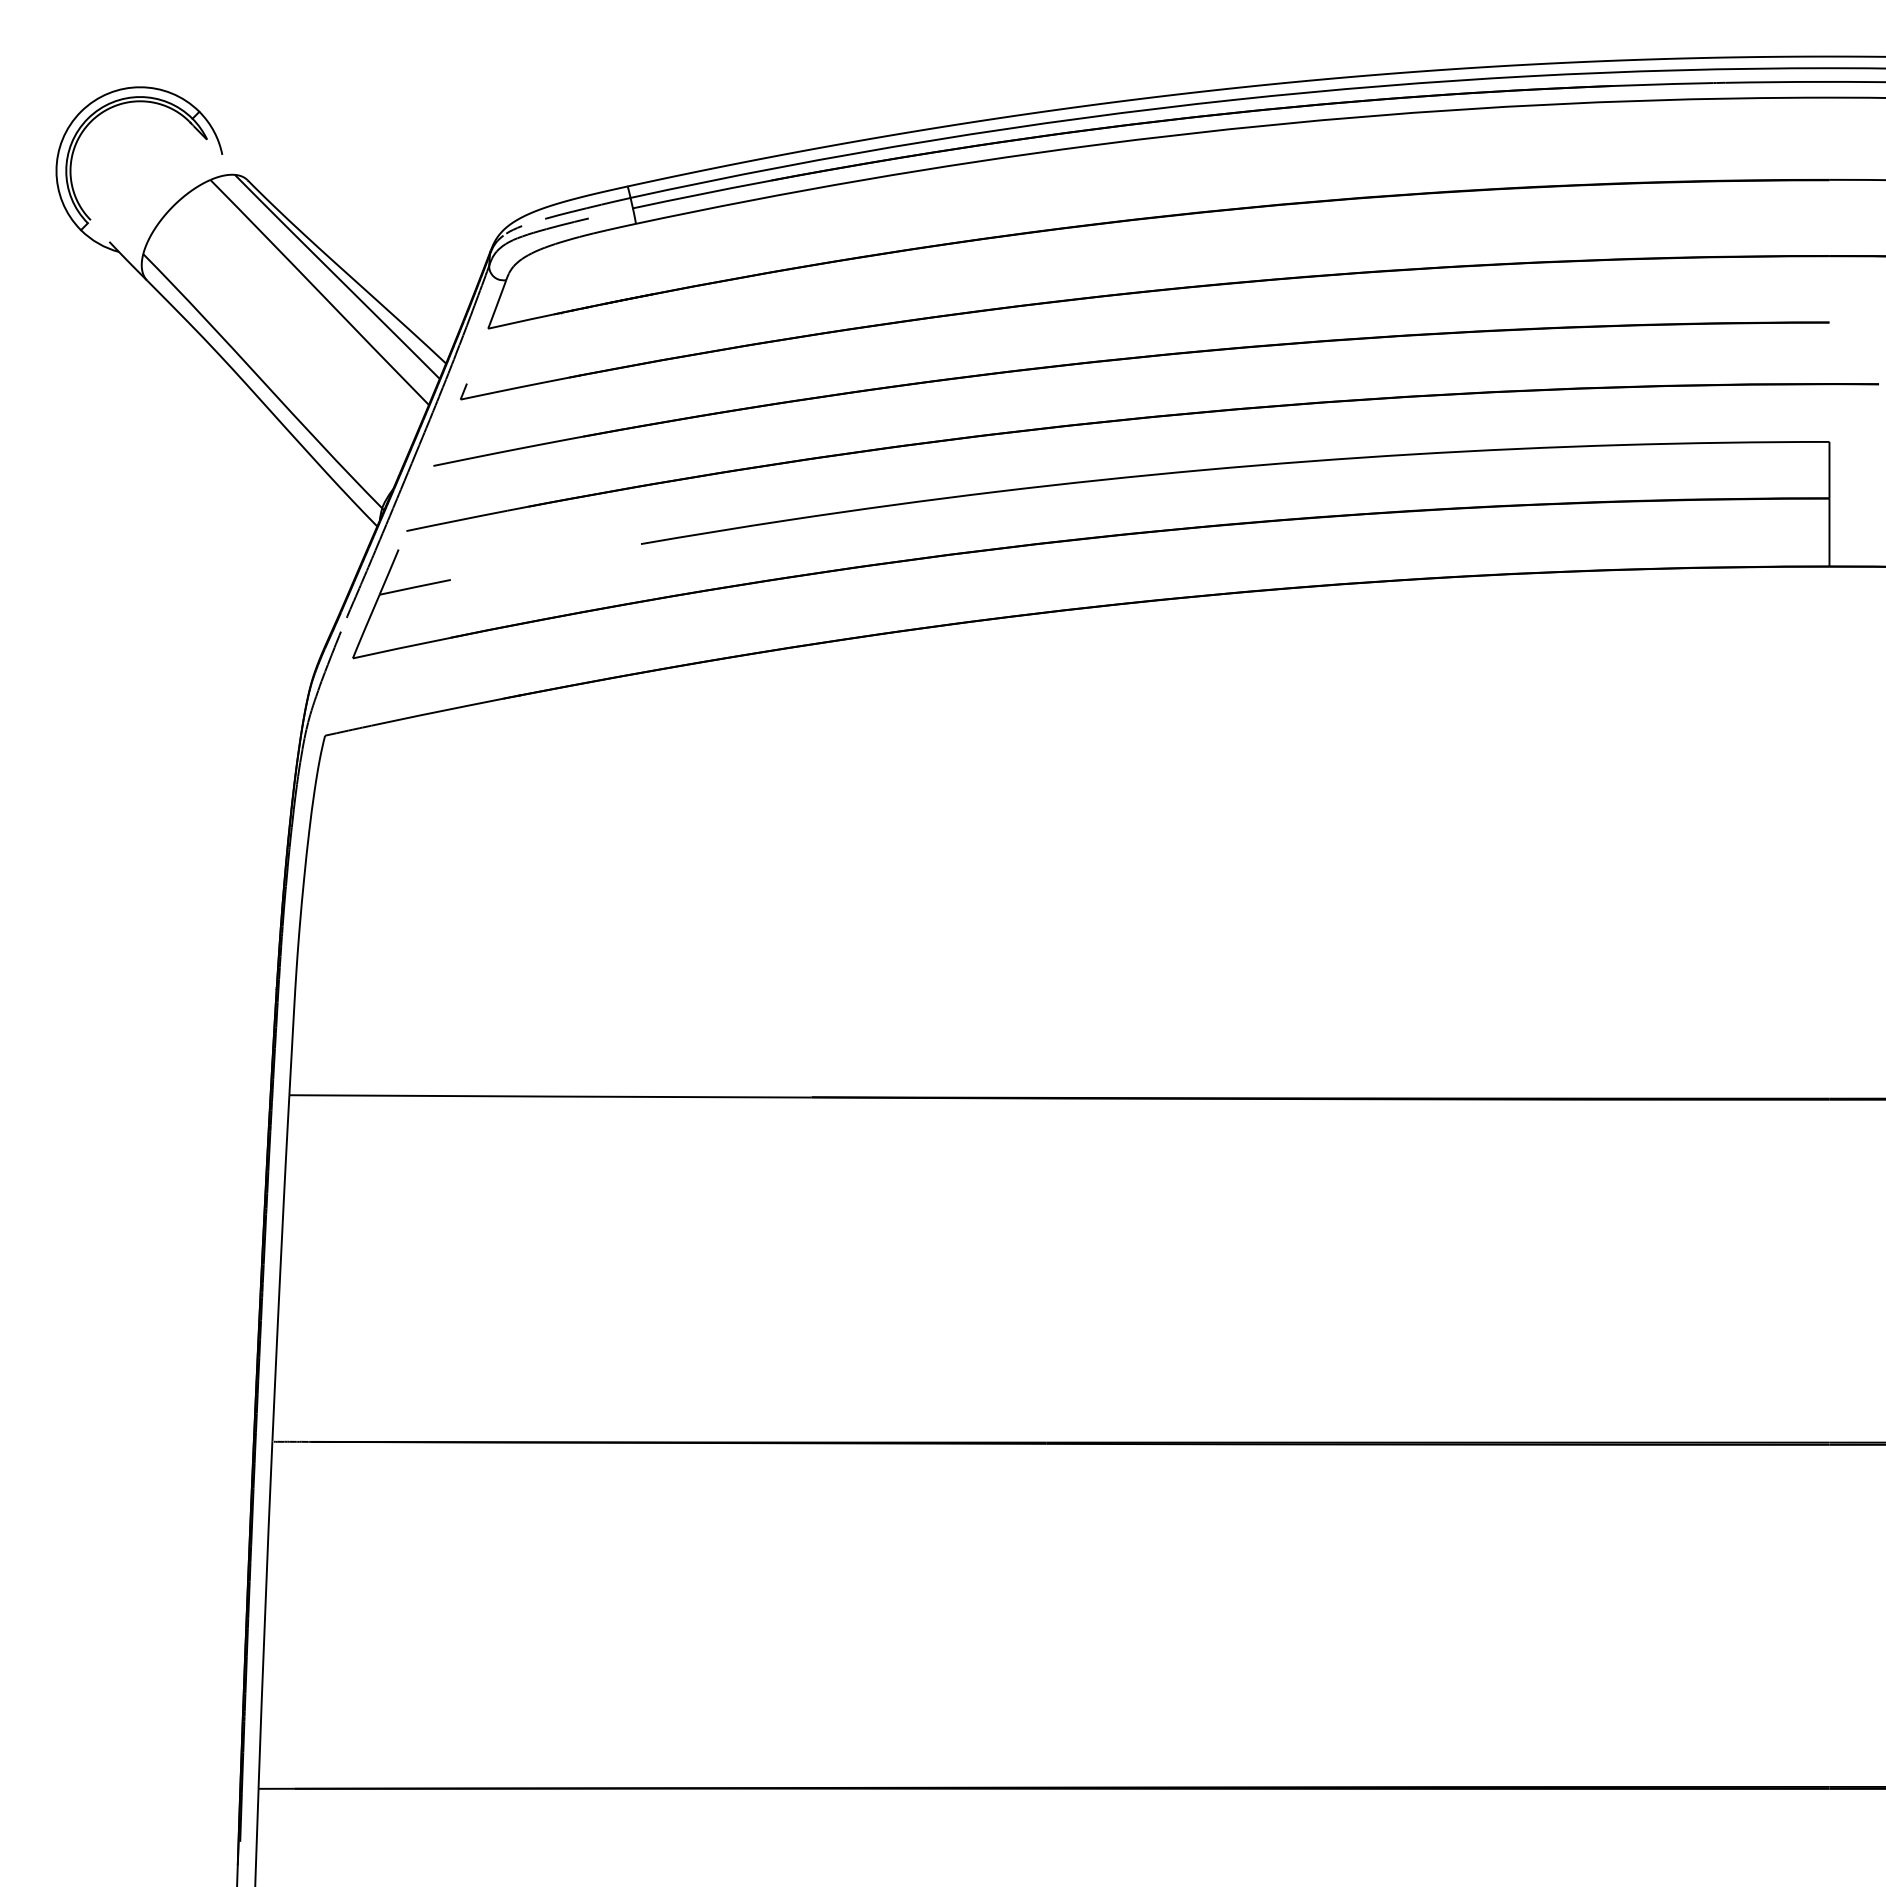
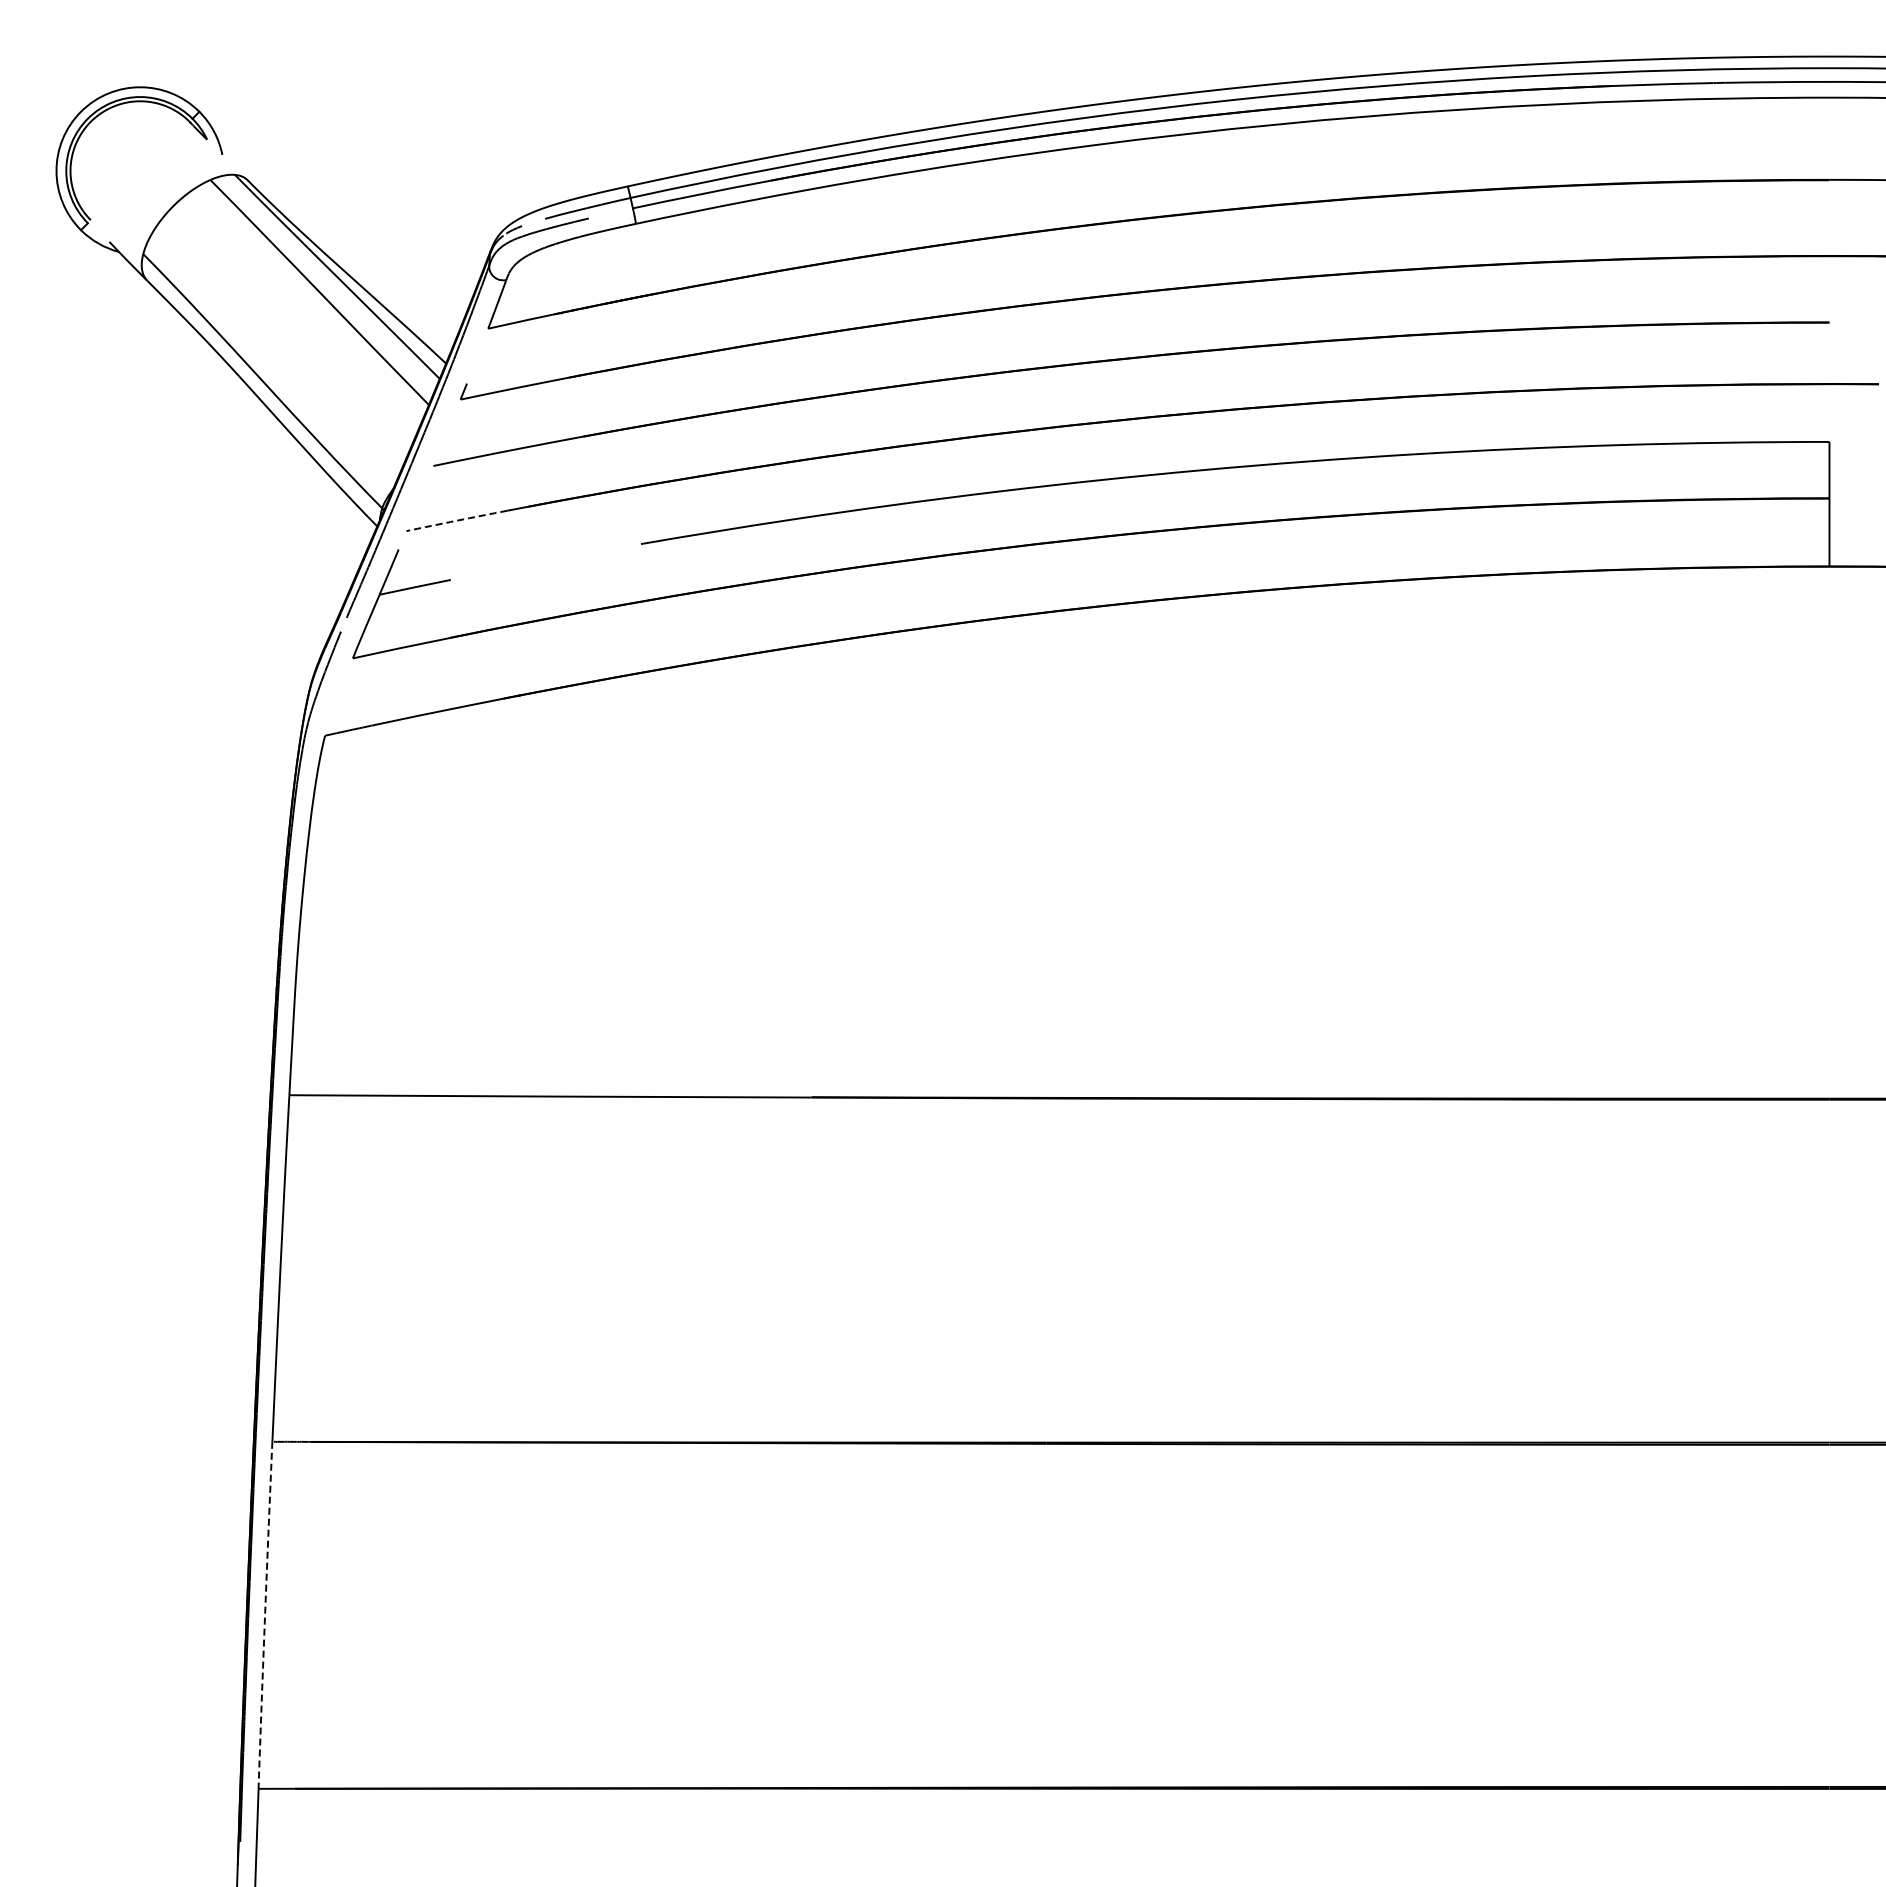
arc: solid -> dashed (456, 520)
arc: solid -> dashed (265, 1615)
